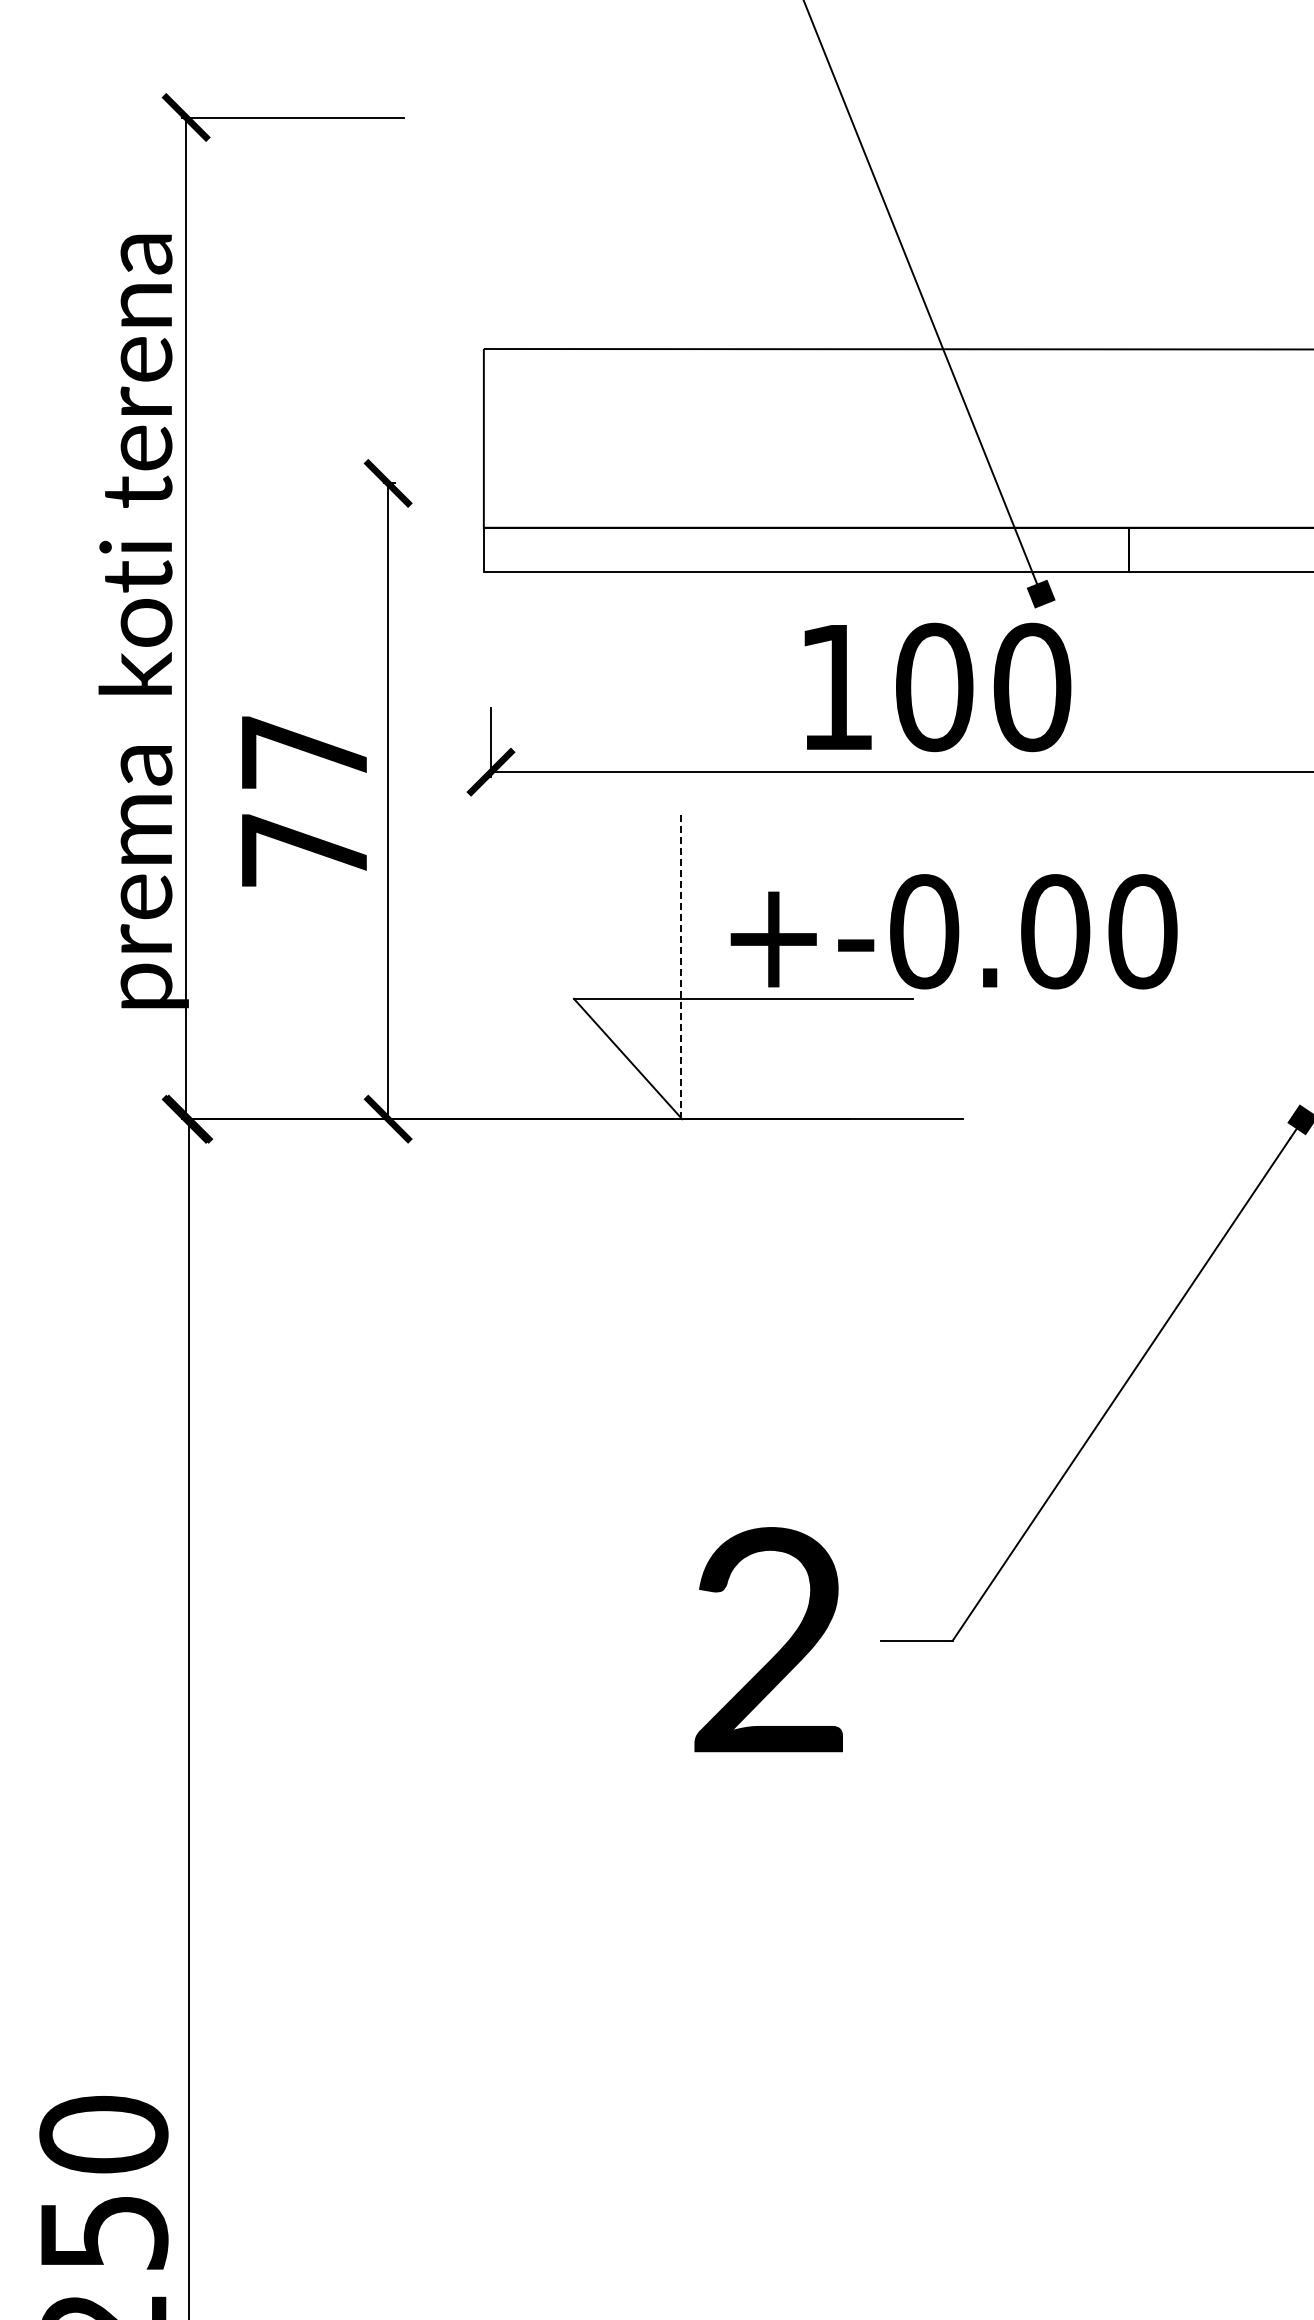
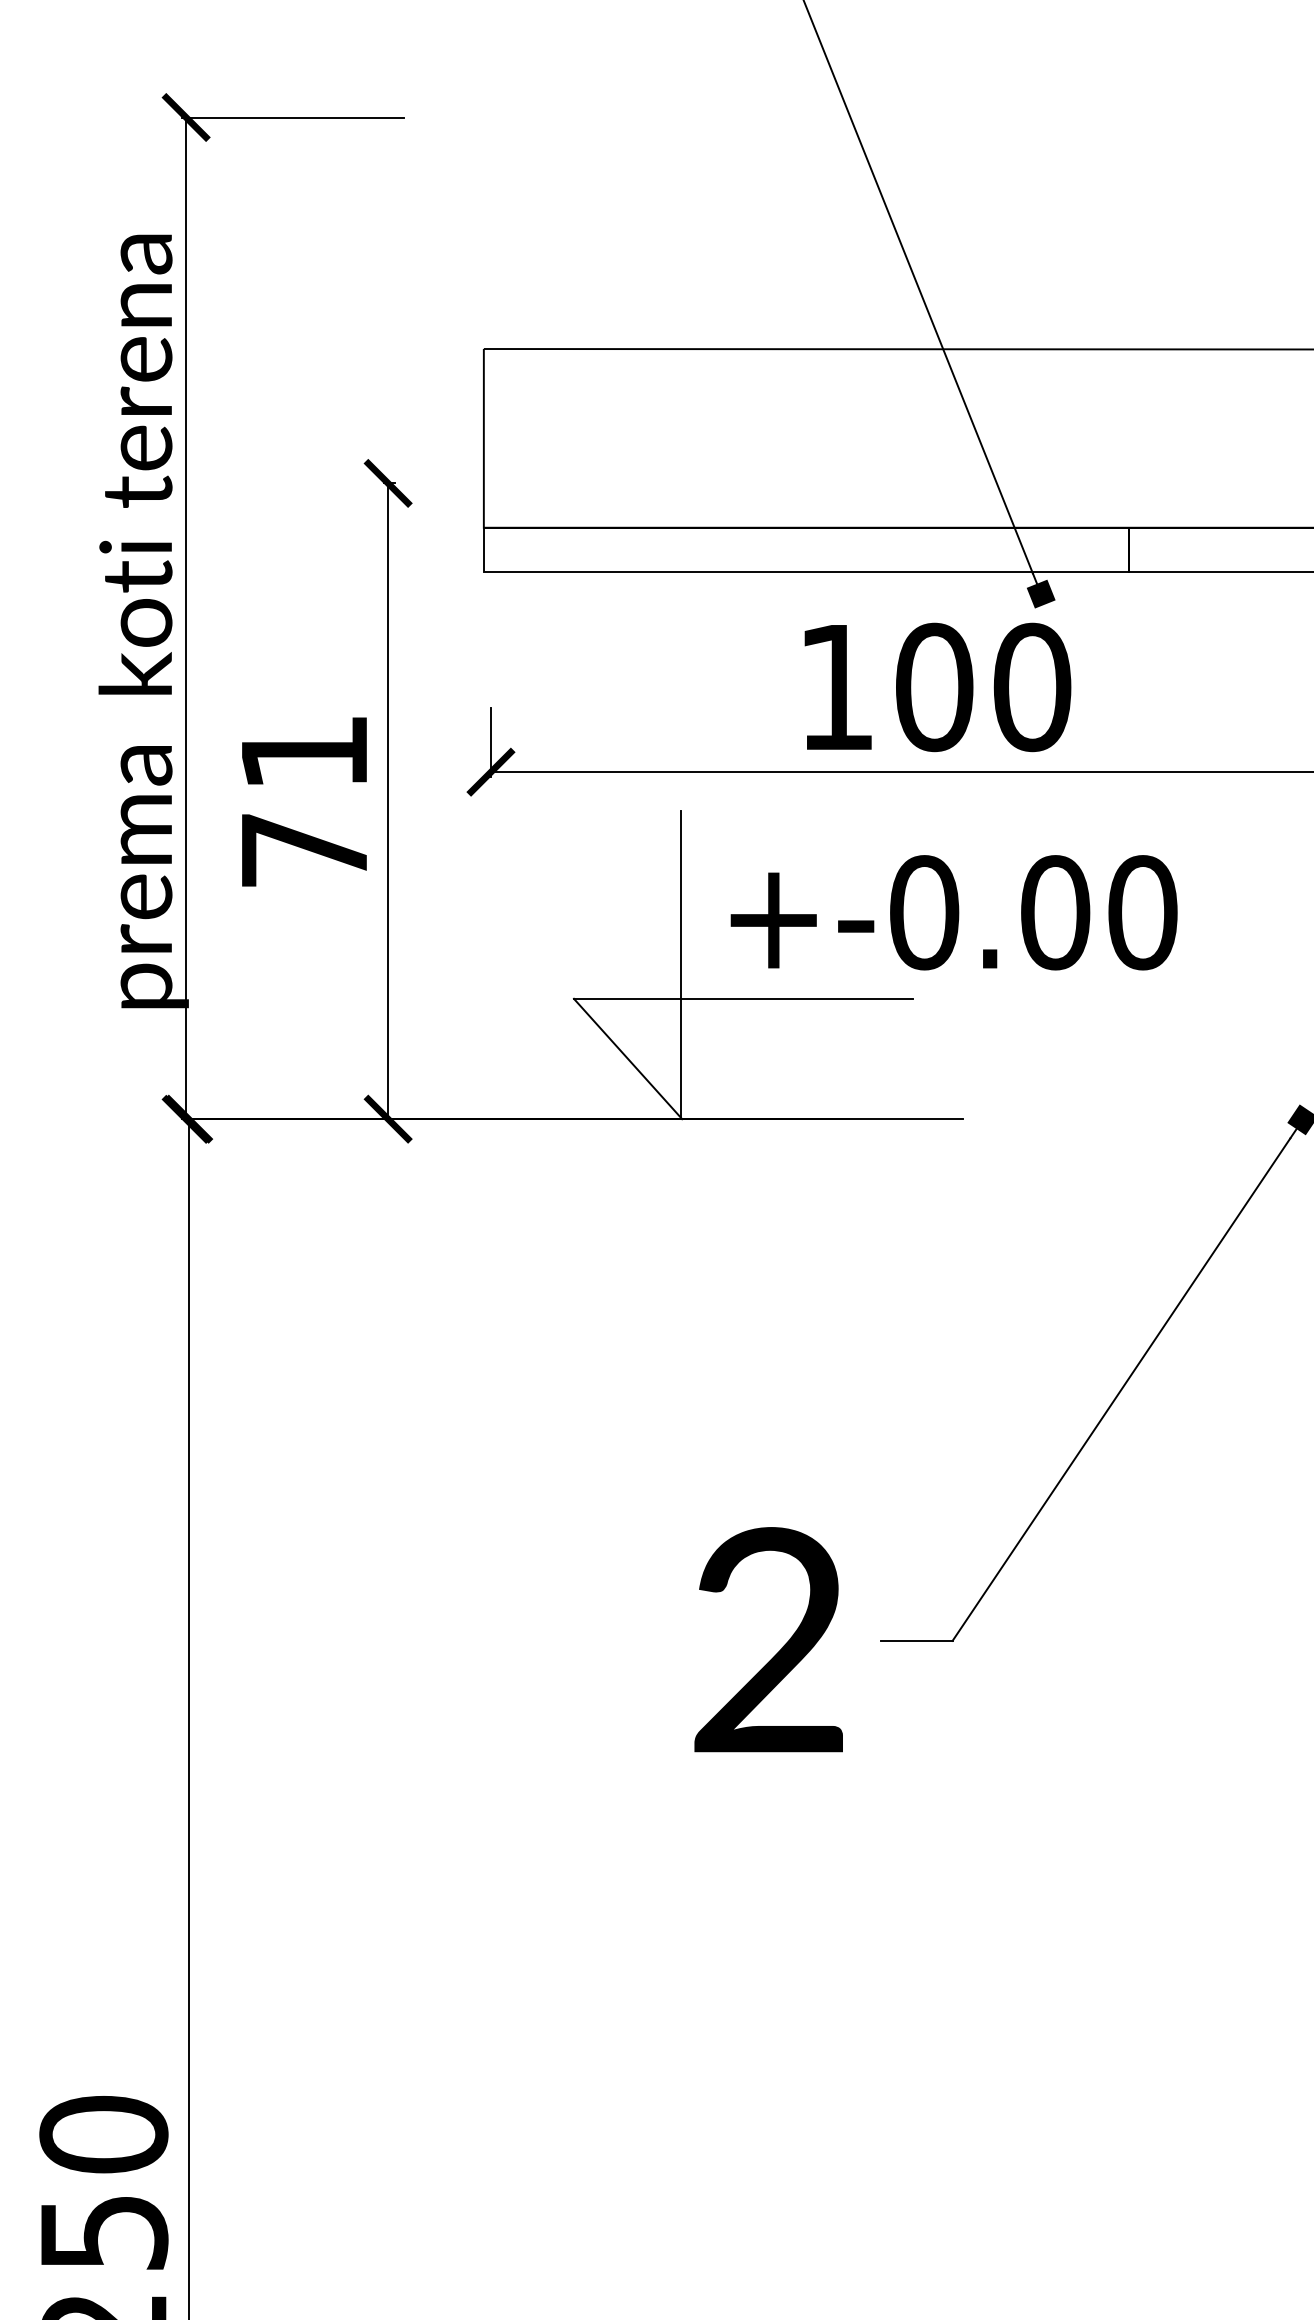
text: 77 -> 71 (304, 752)
text position: (953, 931) -> (953, 912) (953, 912)
line: dashed -> solid (681, 965)
